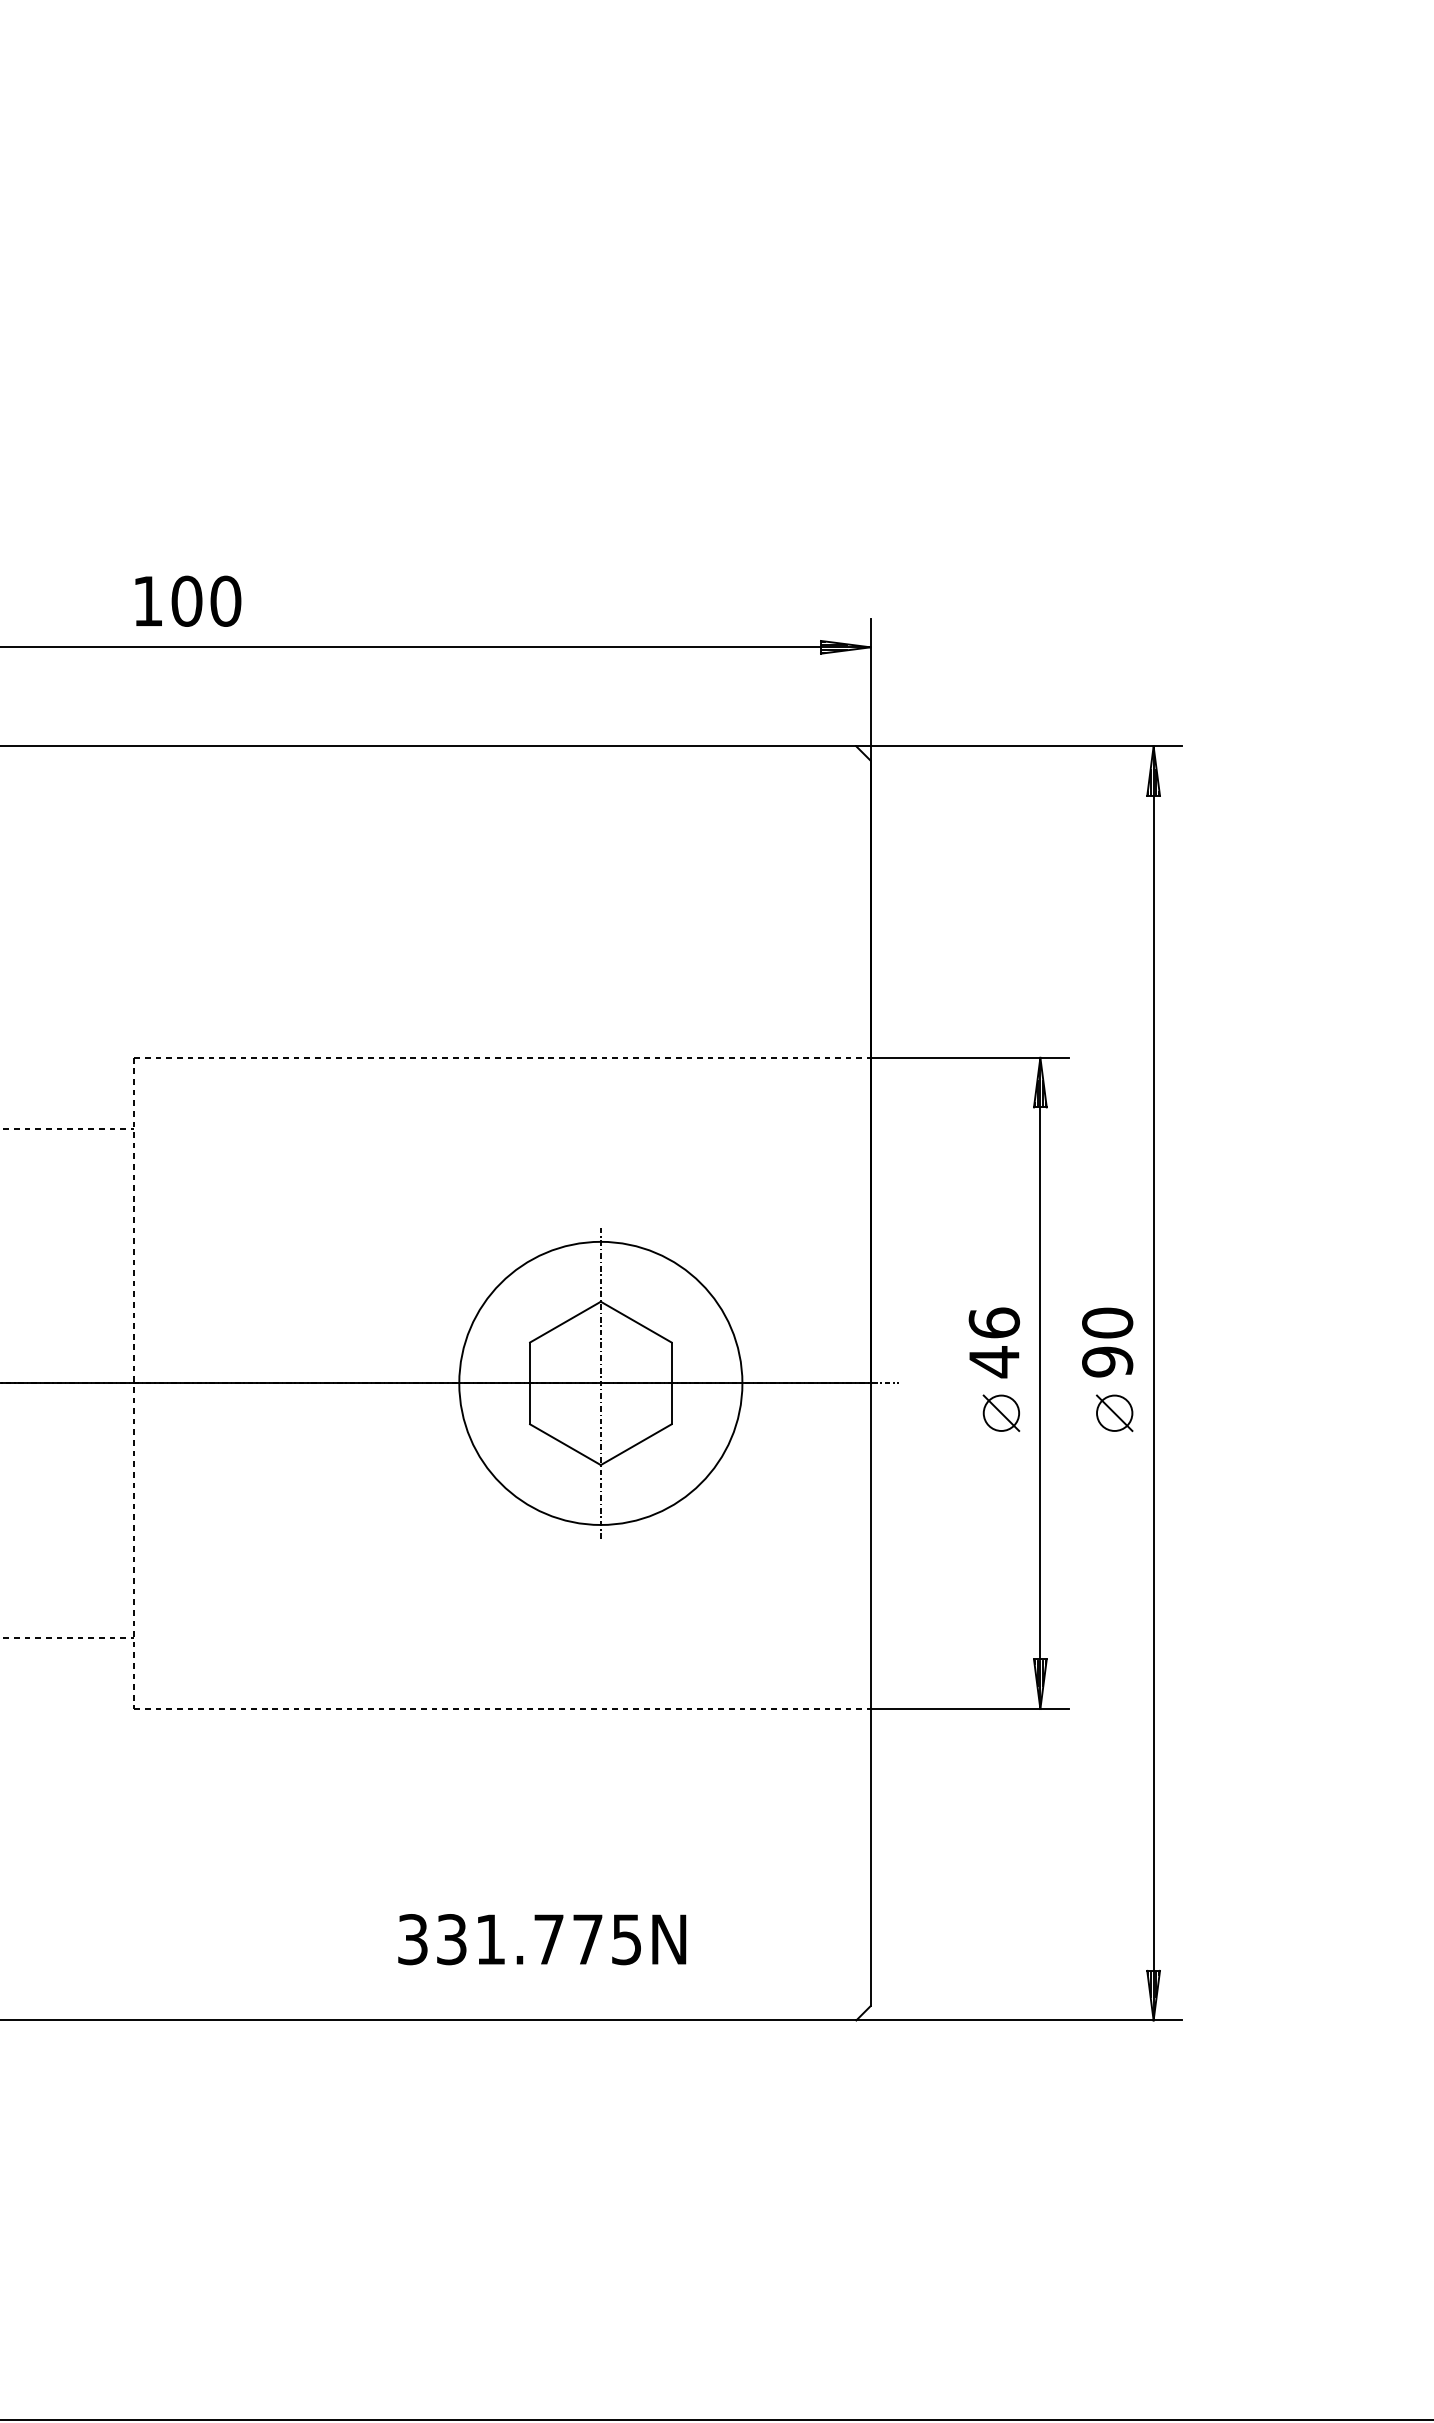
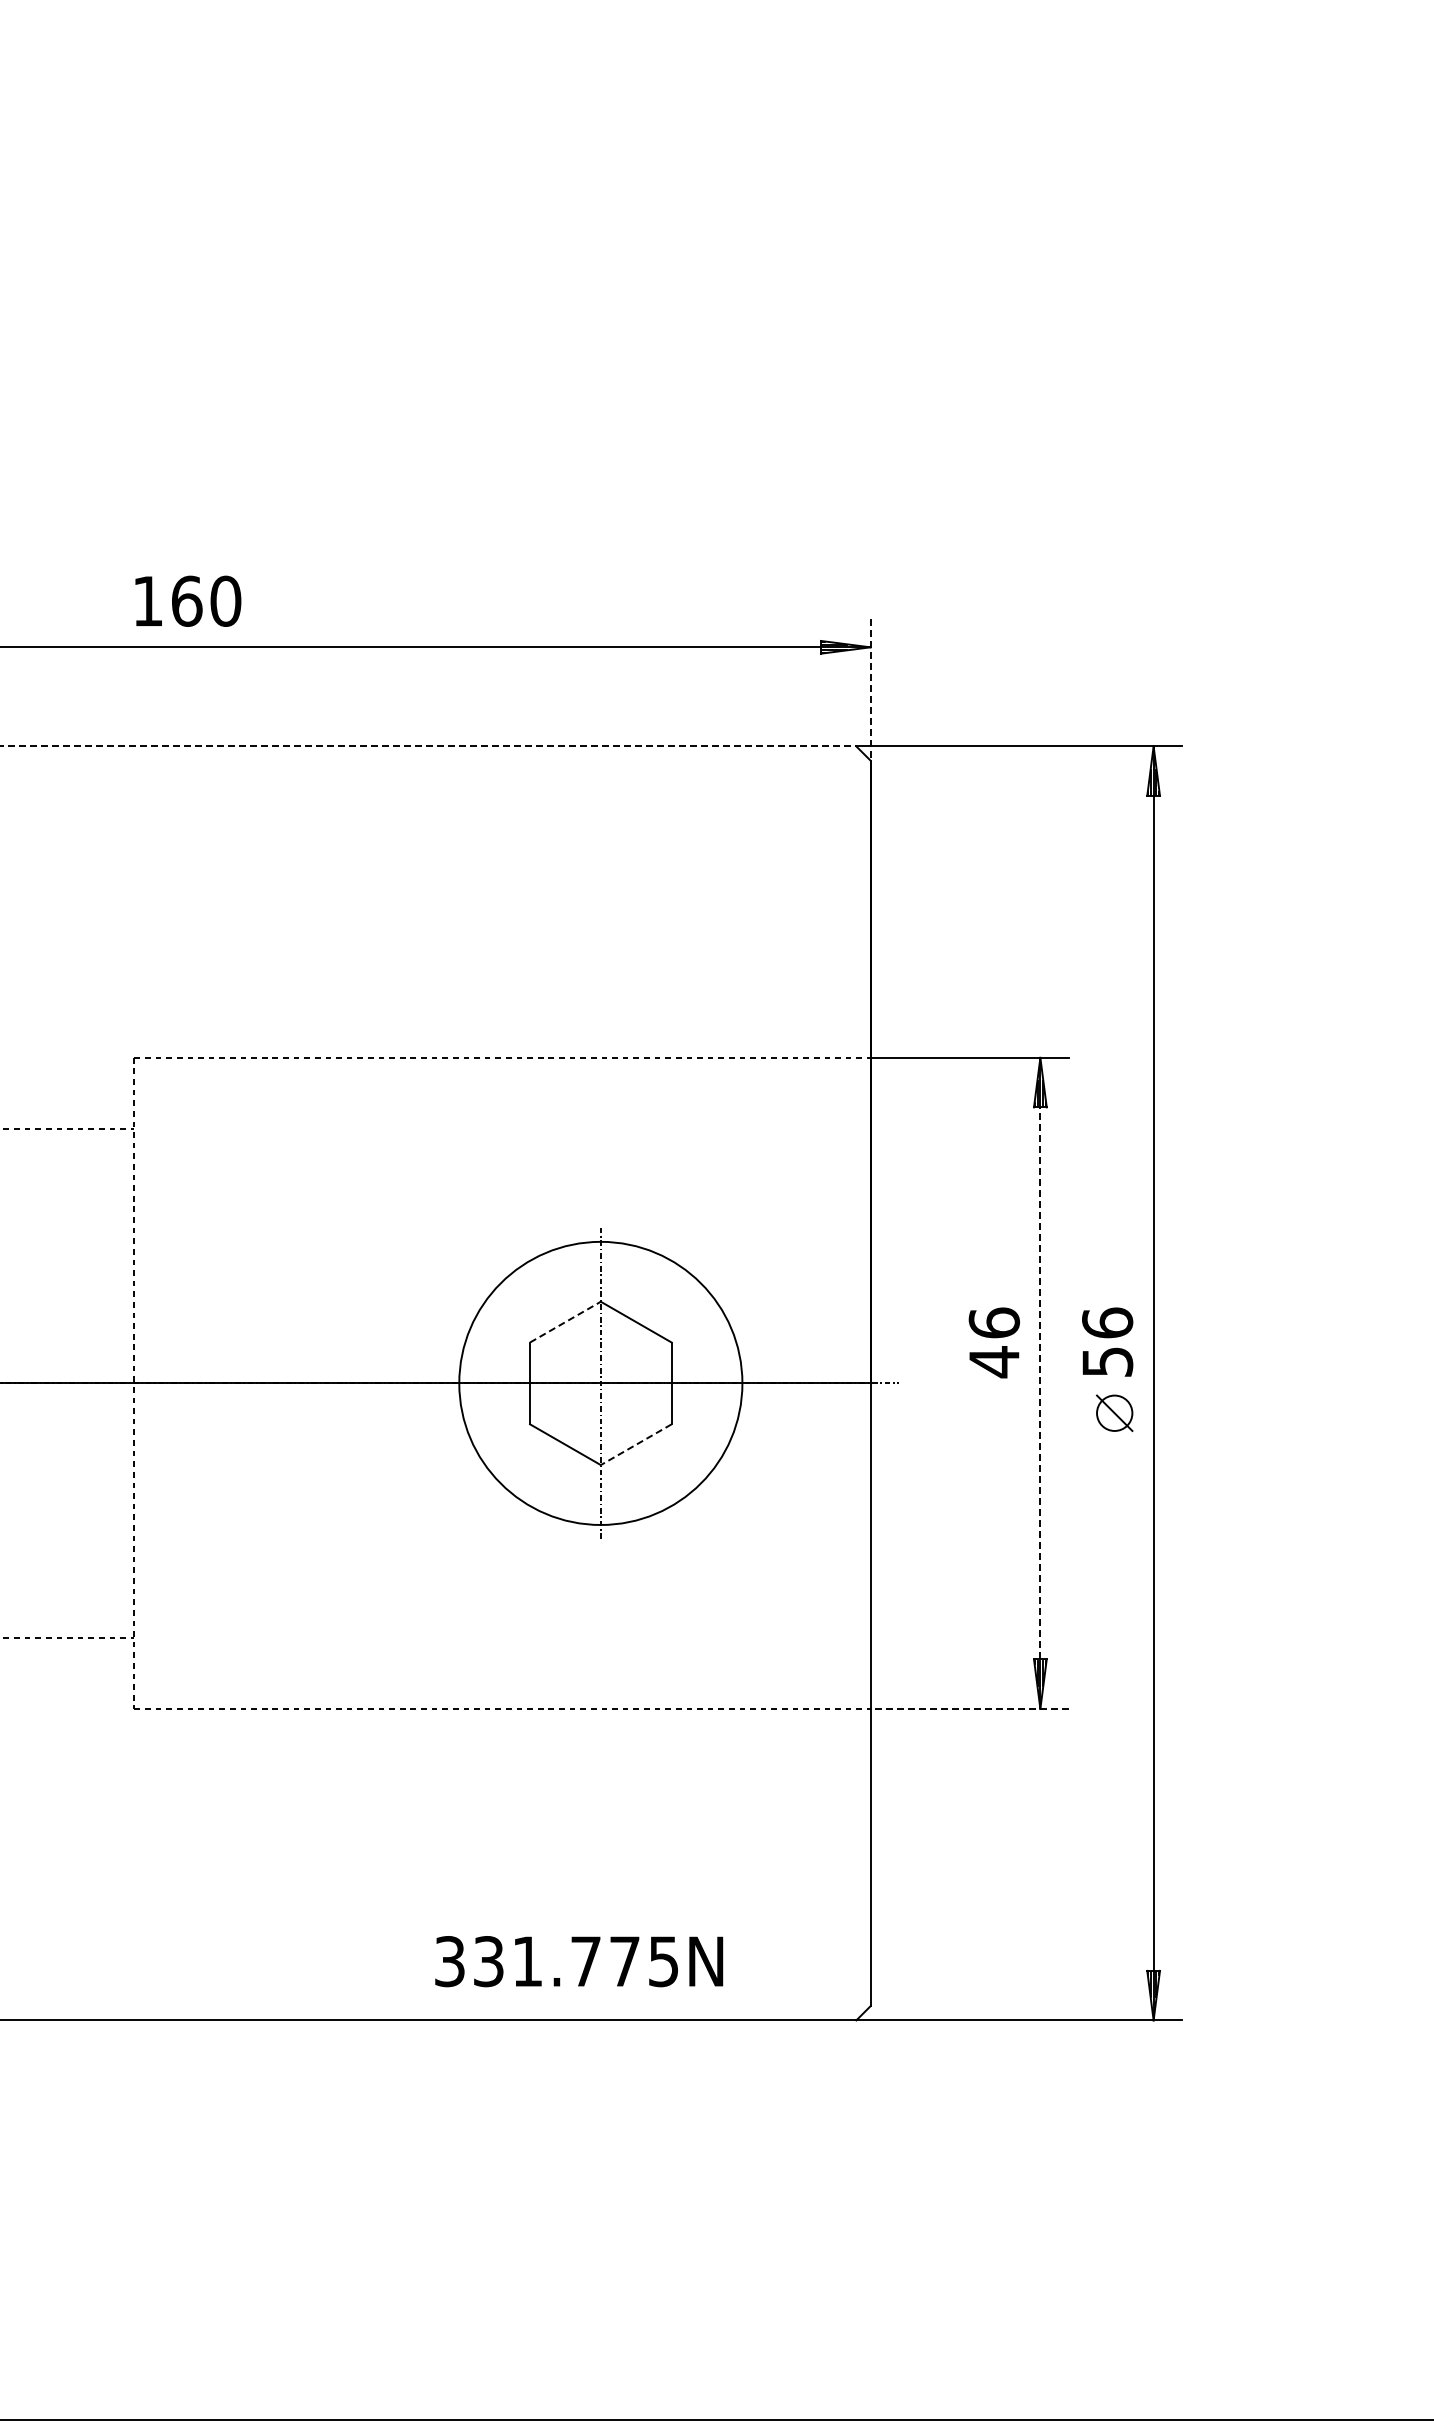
text: 100 -> 160 (186, 600)
line: solid -> dashed (870, 689)
line: solid -> dashed (428, 746)
line: solid -> dashed (565, 1322)
text: 90 -> 56 (1107, 1342)
line: solid -> dashed (1040, 1382)
part: present -> none (1001, 1412)
line: solid -> dashed (636, 1444)
line: solid -> dashed (969, 1709)
text position: (542, 1939) -> (579, 1961) (579, 1961)
